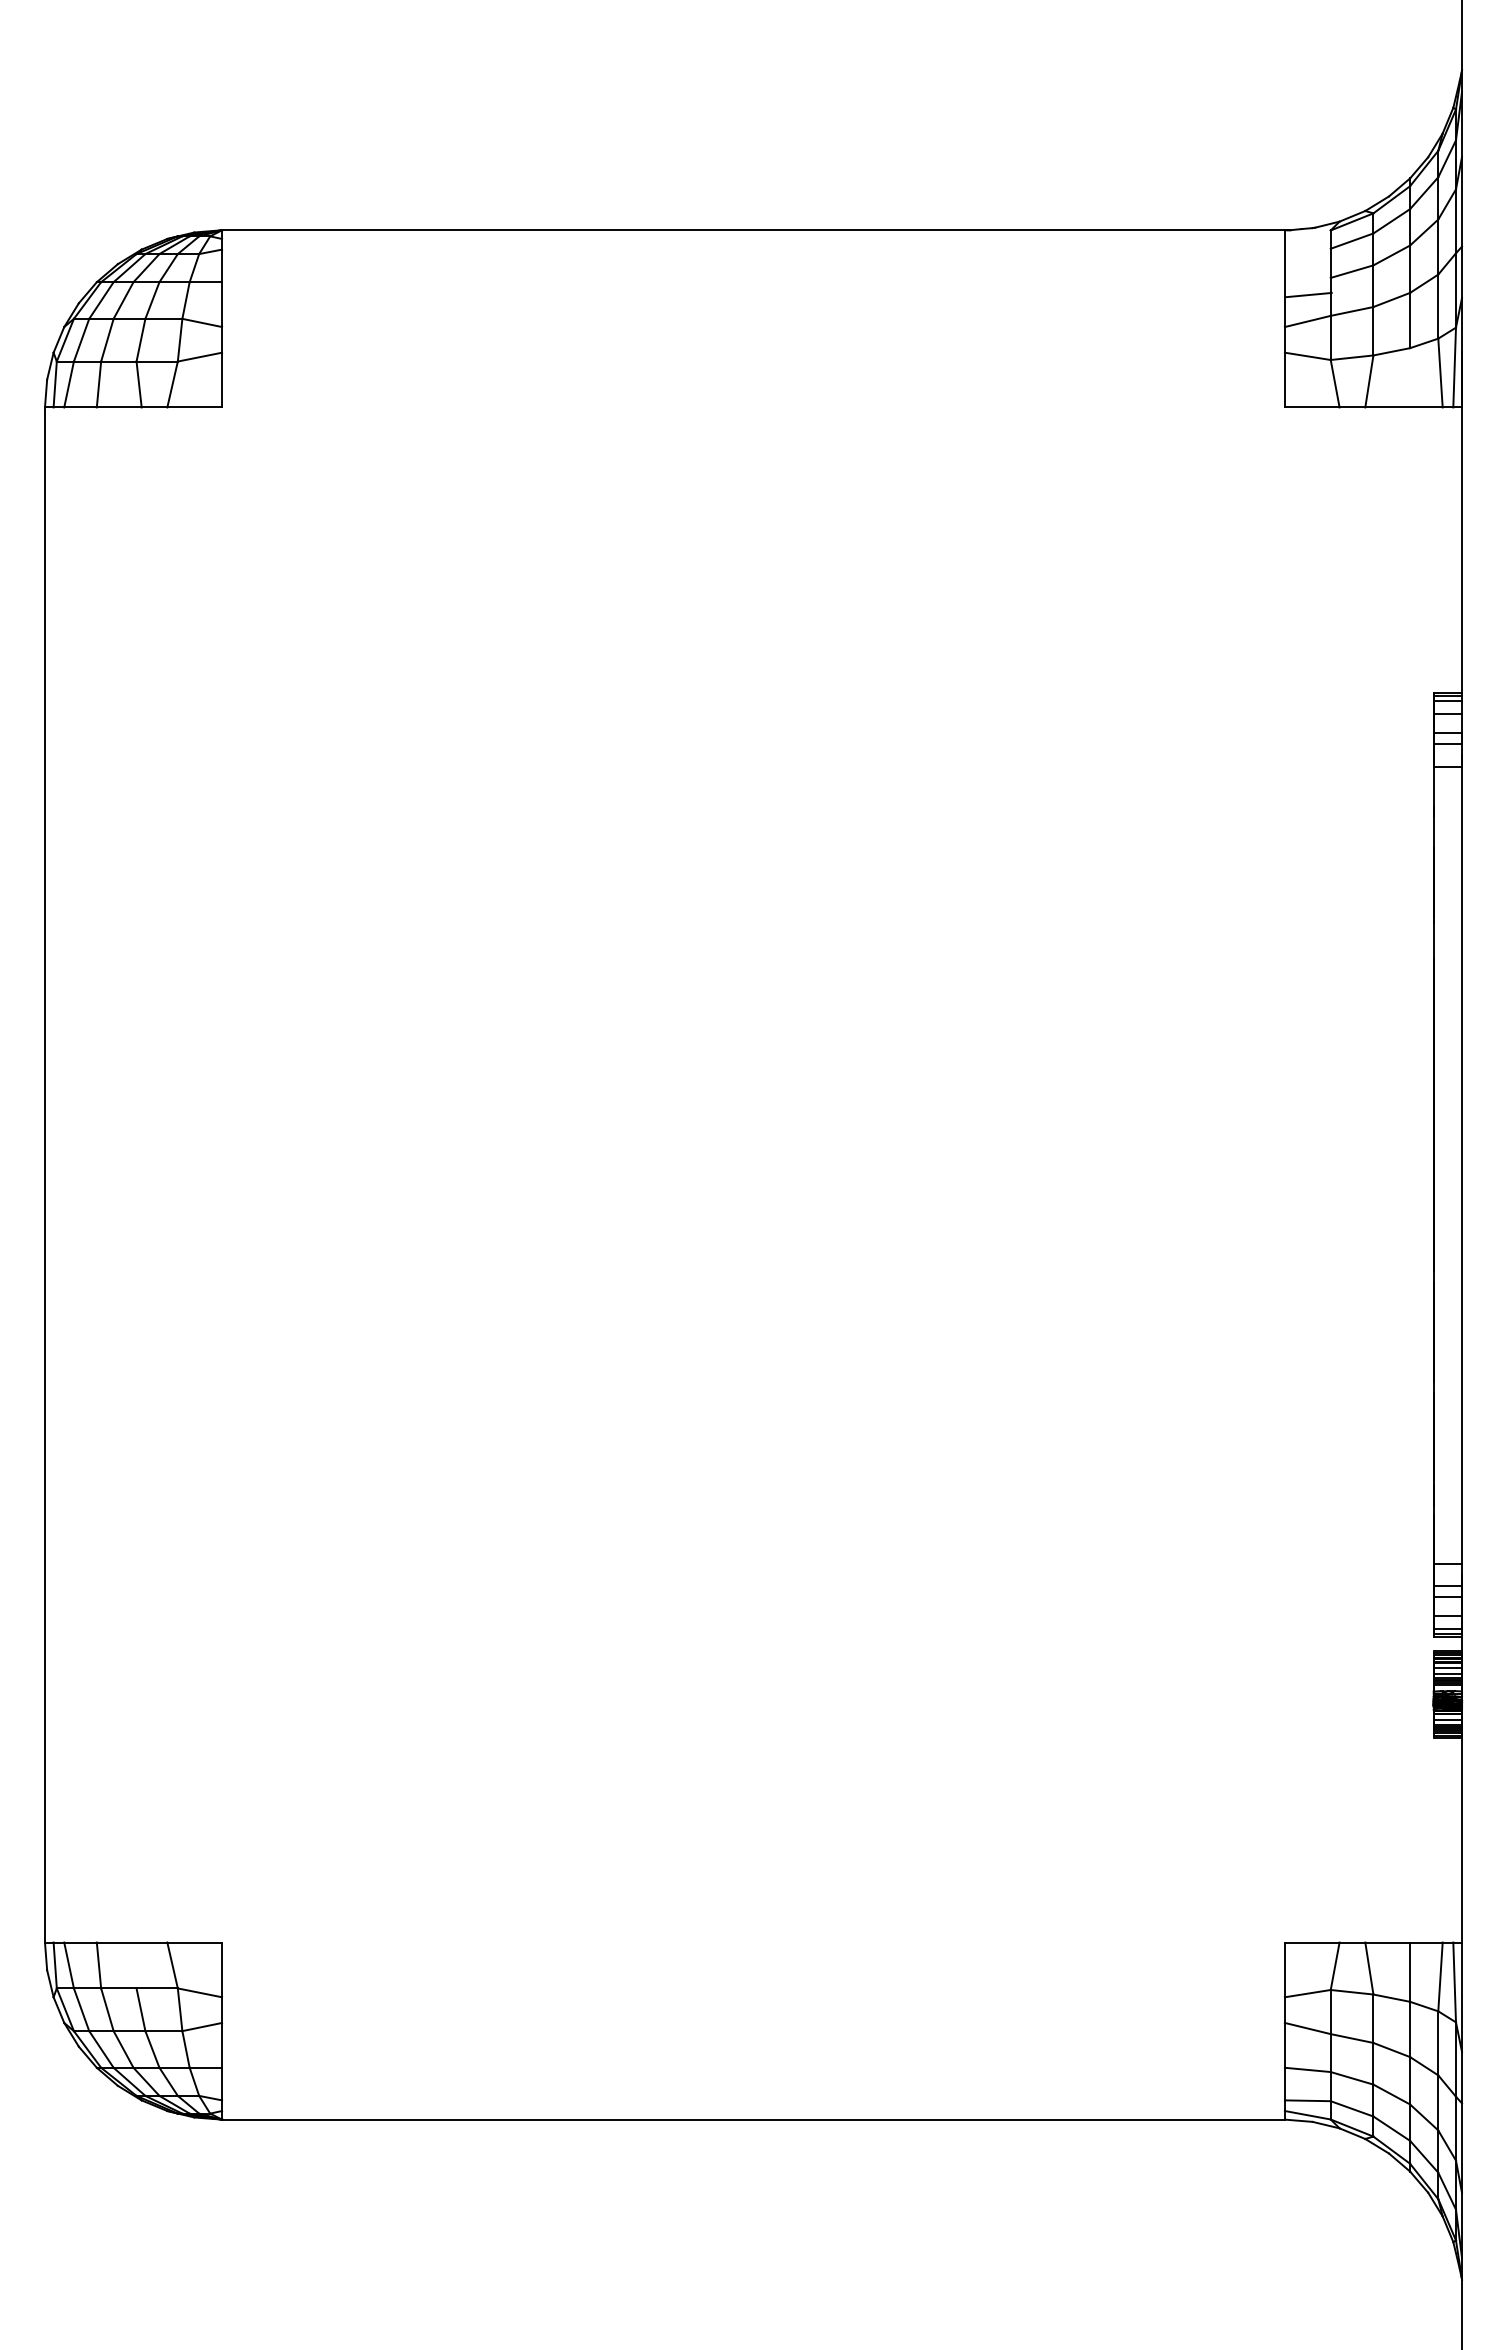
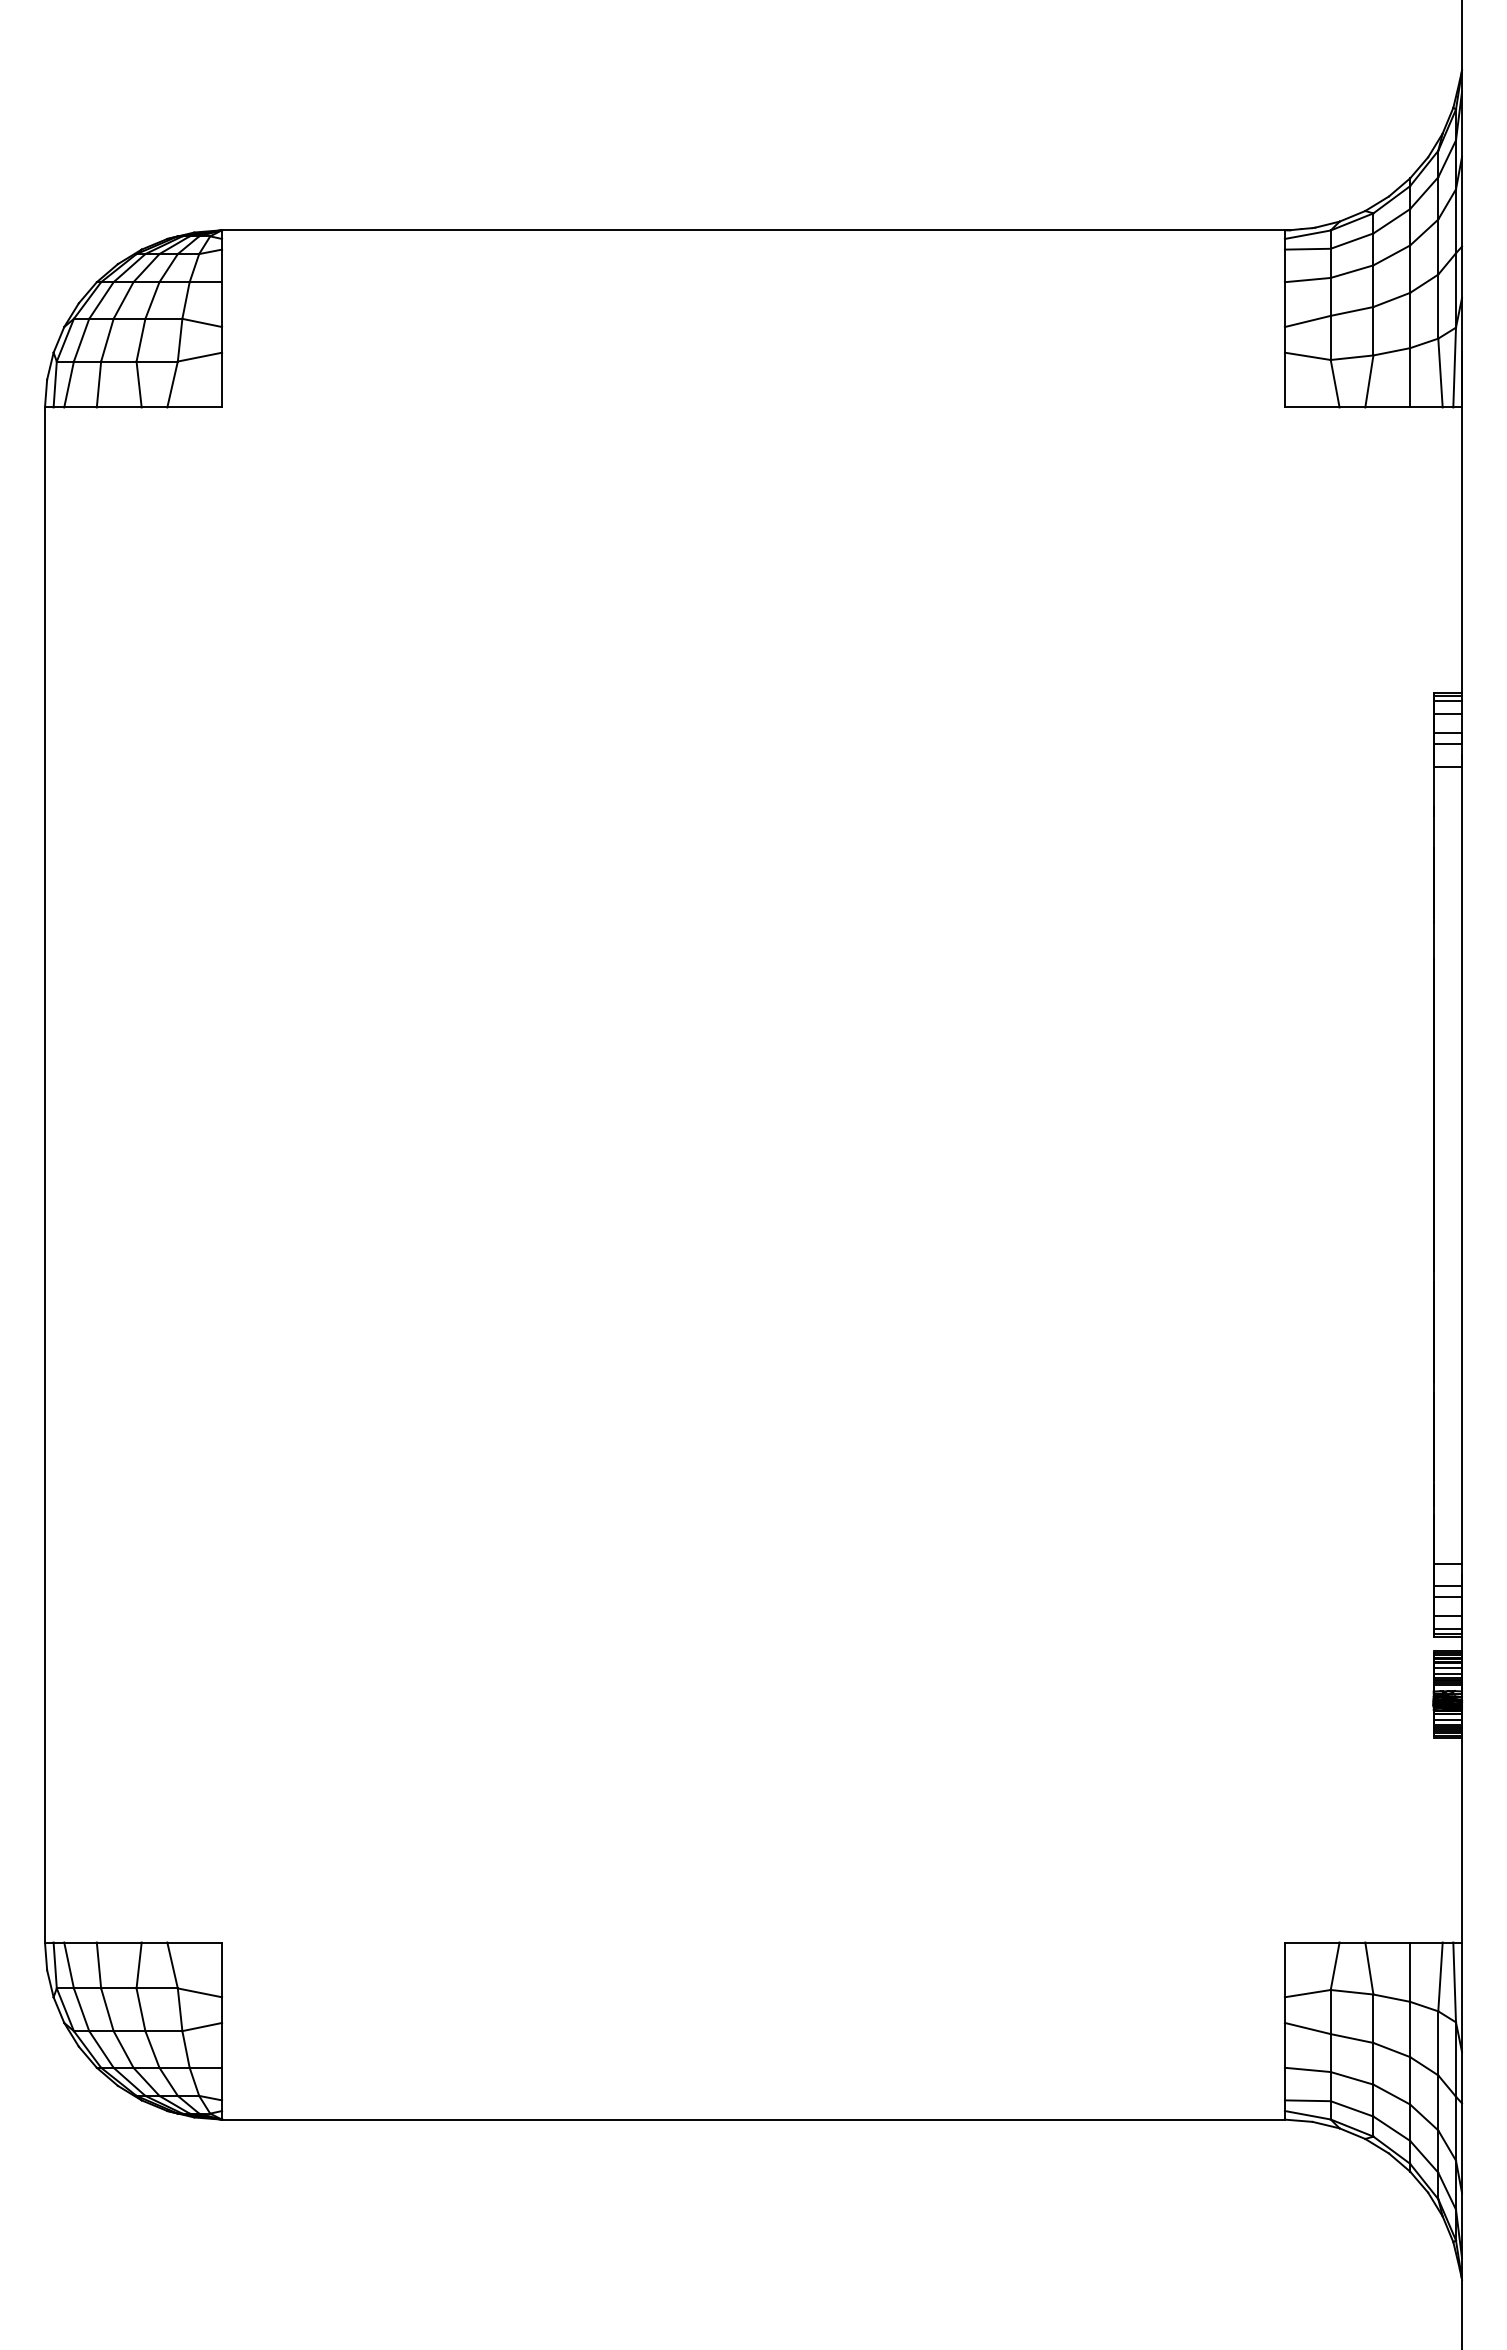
line: none -> present (1307, 234)
line: none -> present (1307, 248)
line position: (1308, 294) -> (1307, 279) (1307, 279)
line: none -> present (1410, 377)
line: none -> present (138, 1965)
